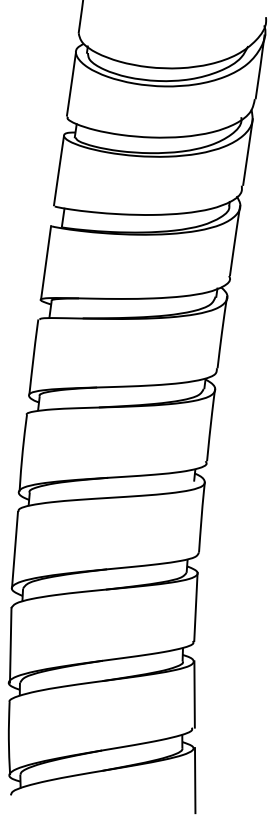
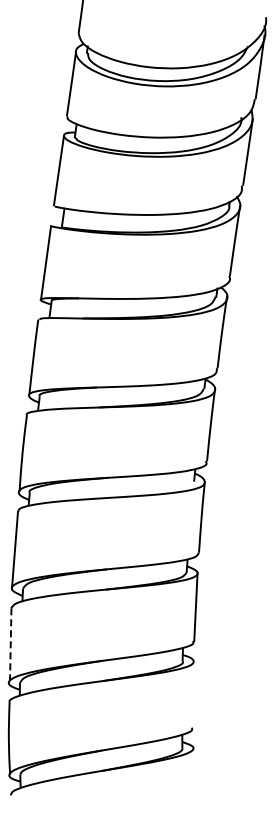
line: solid -> dashed (10, 645)
line: present -> none (194, 694)
line: present -> none (194, 780)
